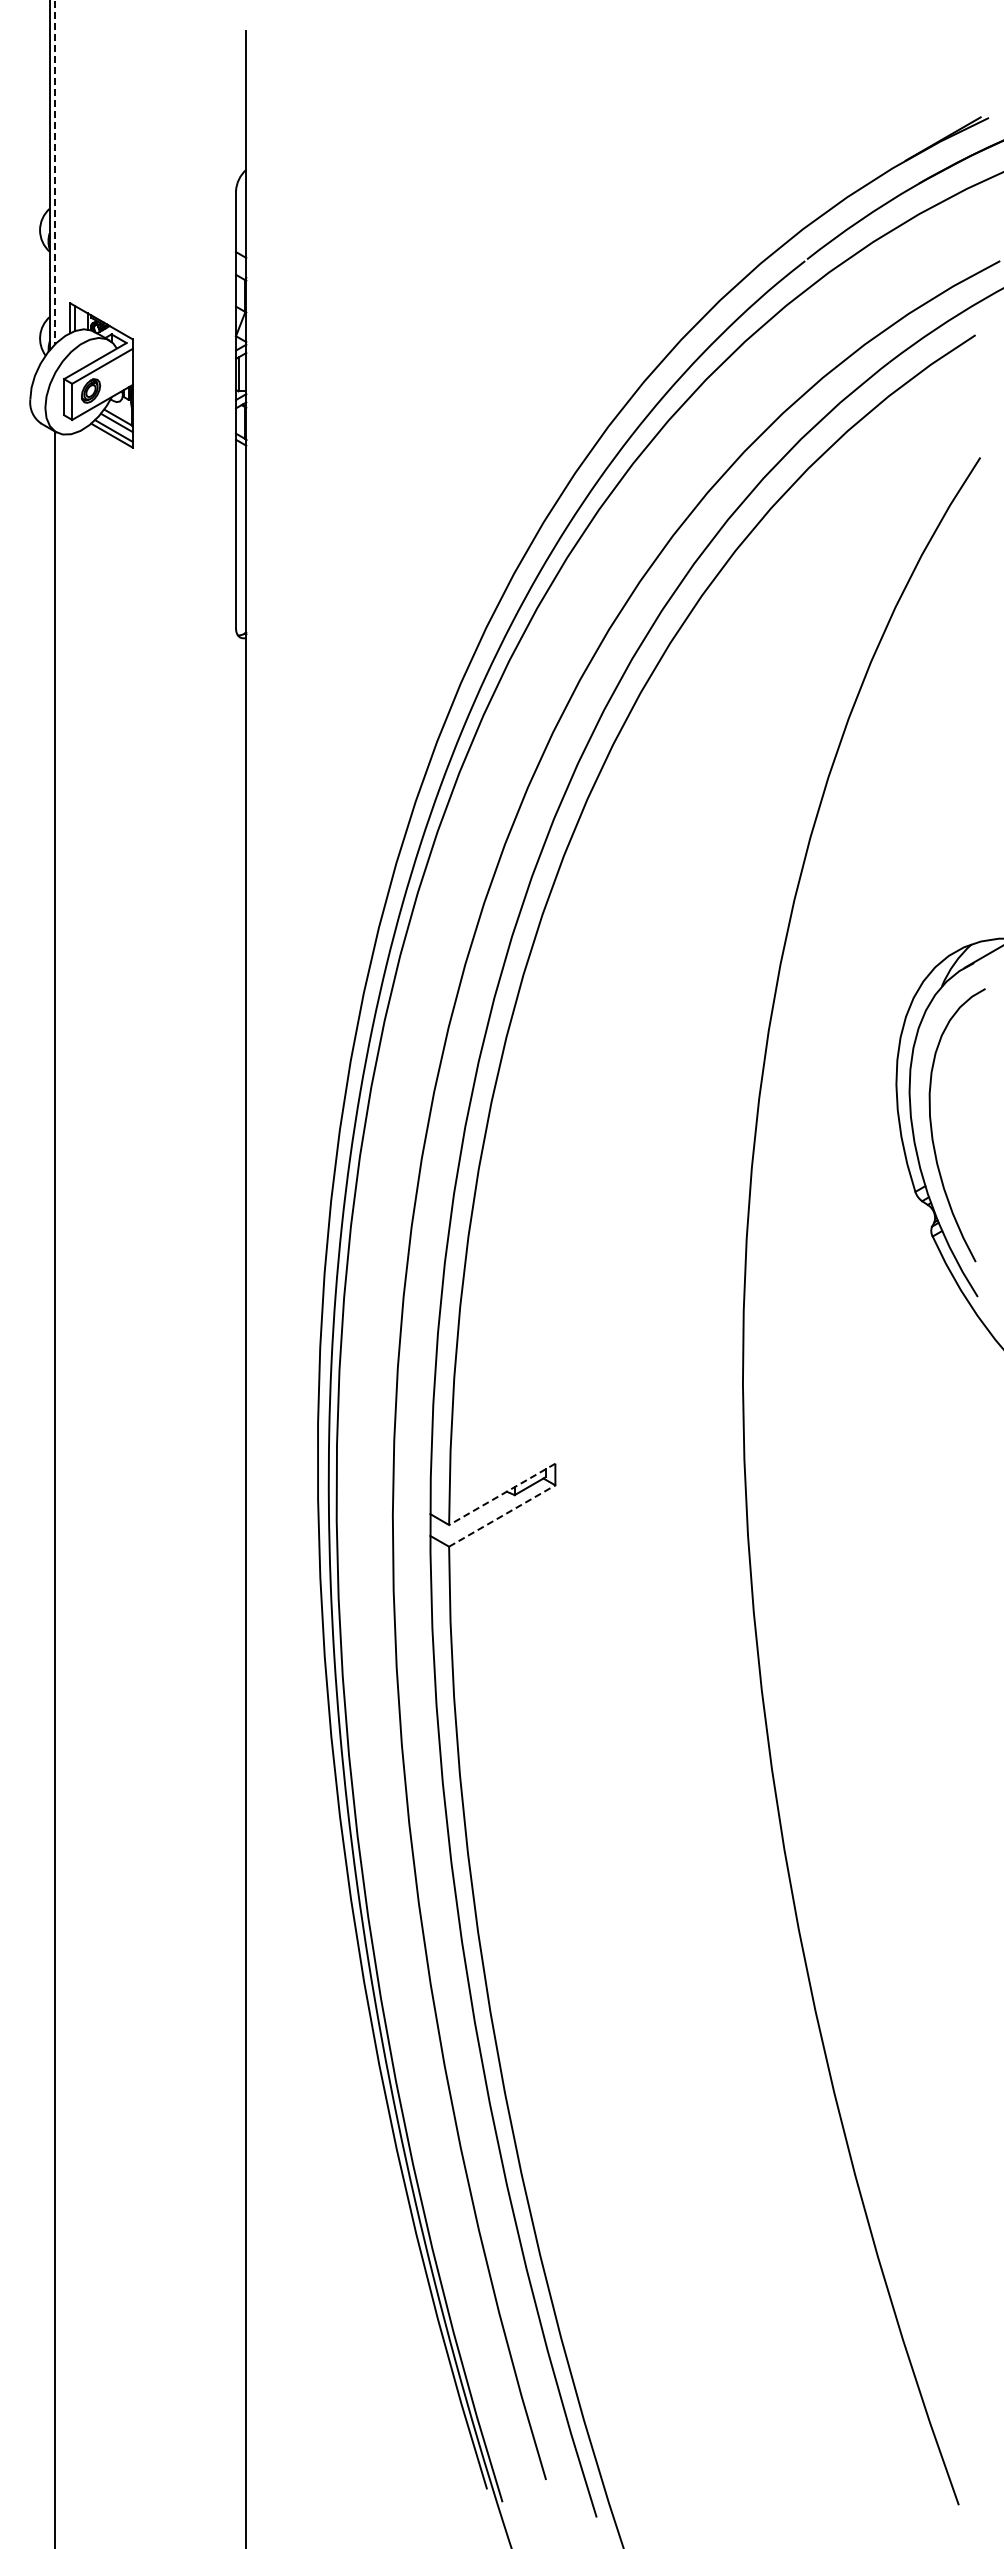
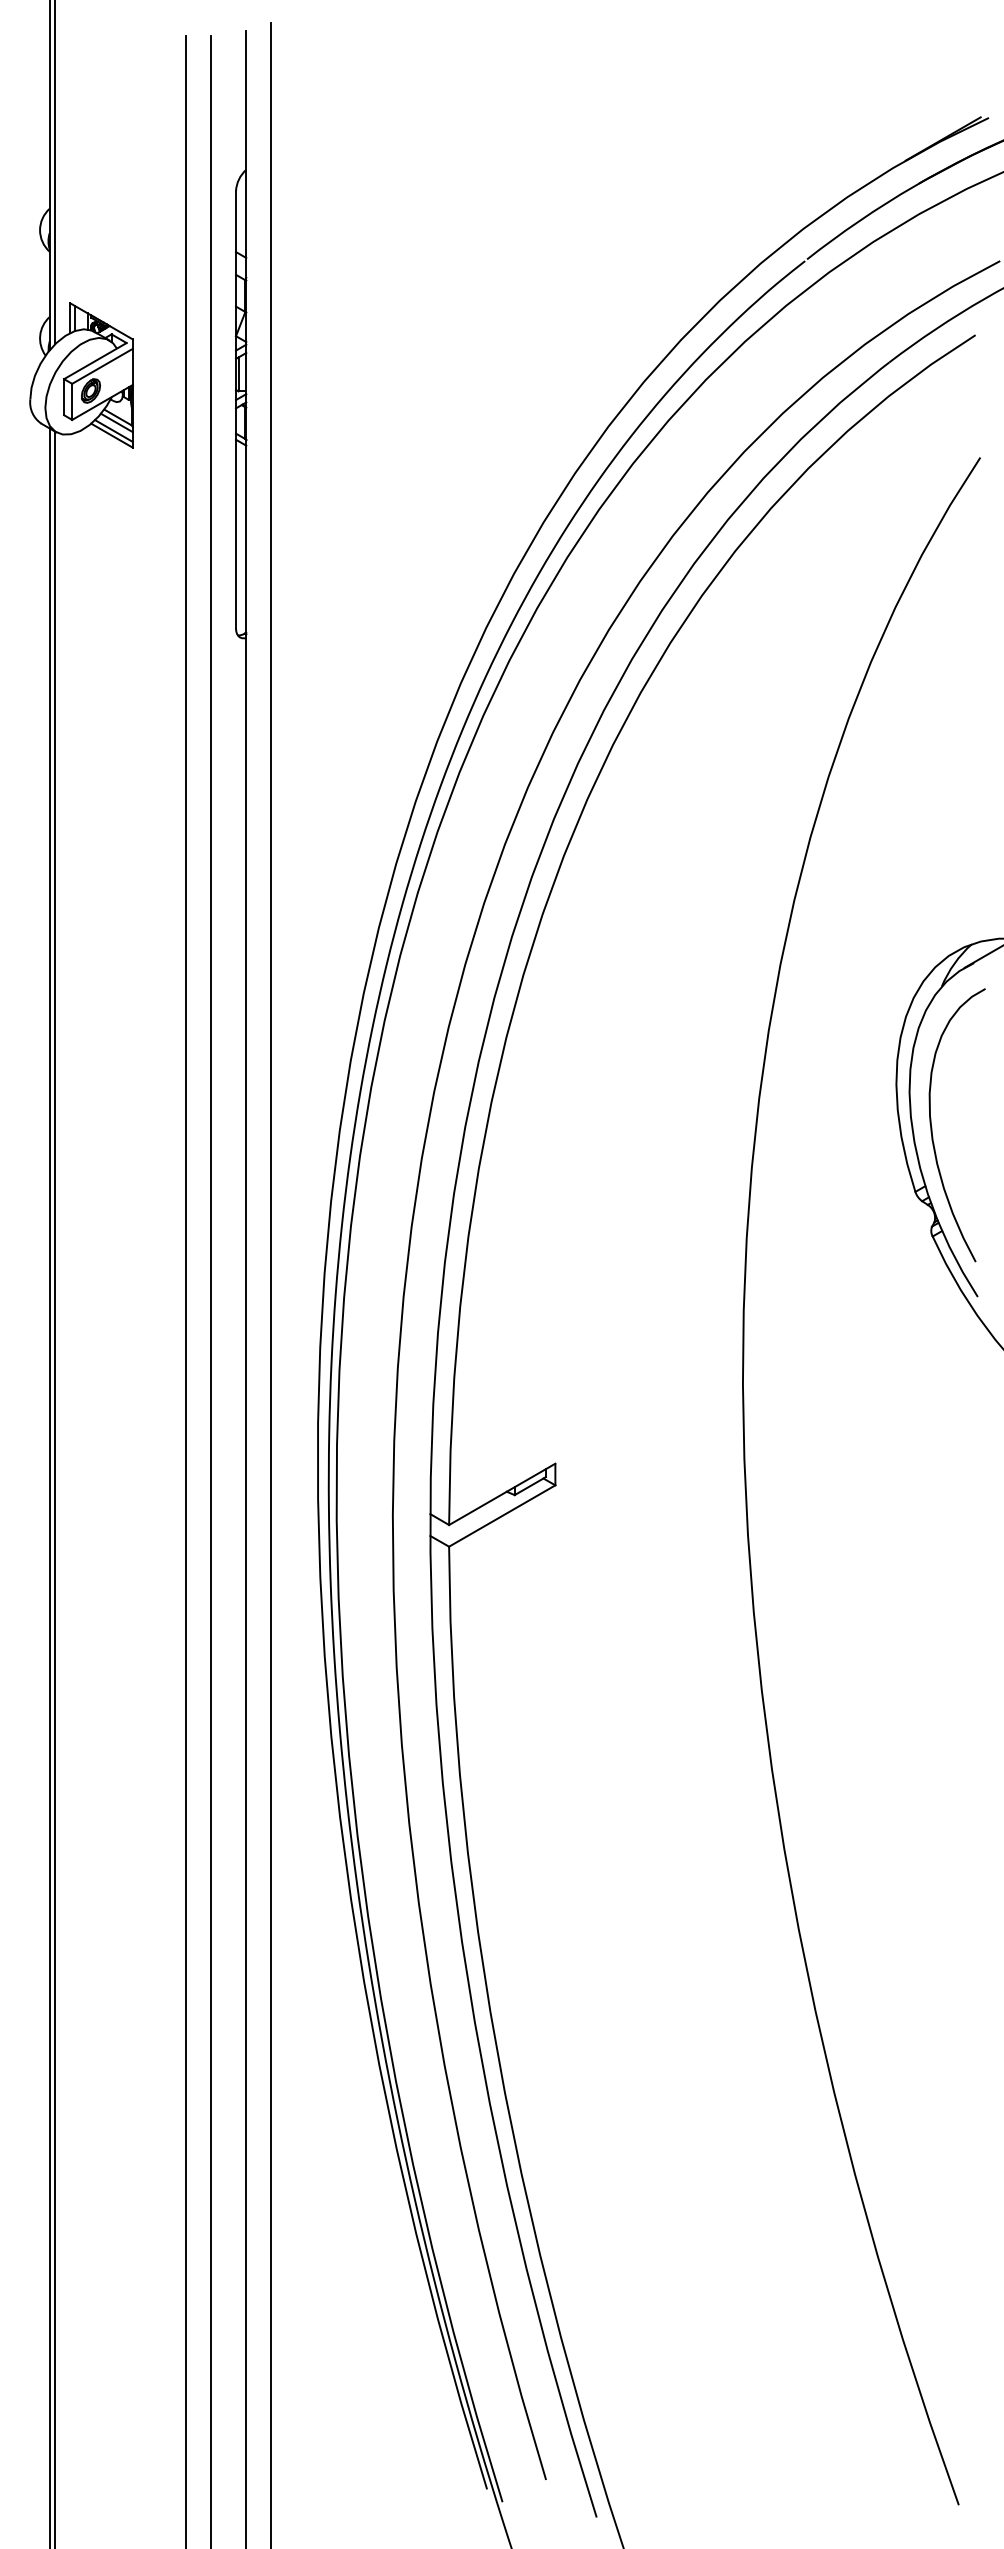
line: dashed -> solid (55, 172)
line: none -> present (270, 1284)
line: none -> present (185, 1290)
line: none -> present (211, 1290)
line: none -> present (49, 1486)
line: dashed -> solid (501, 1494)
line: dashed -> solid (502, 1515)
